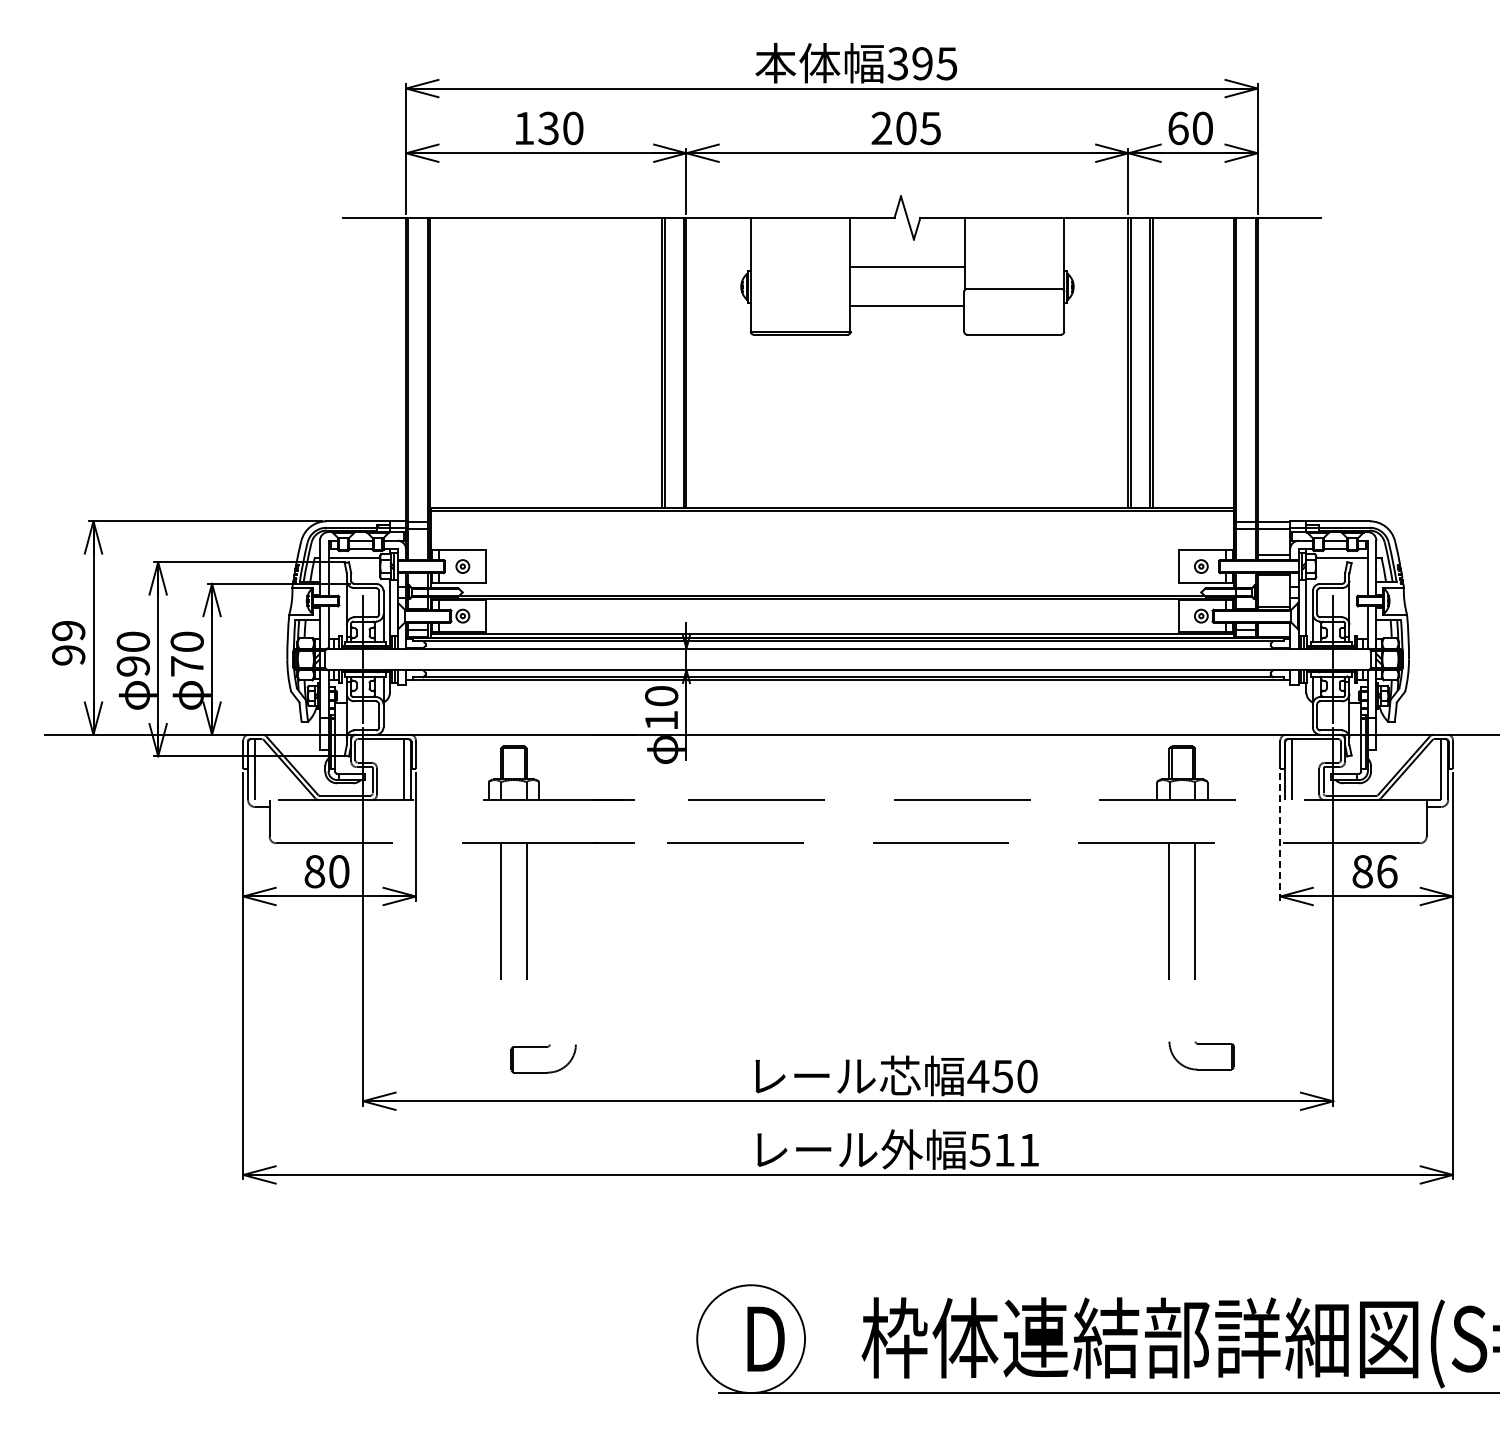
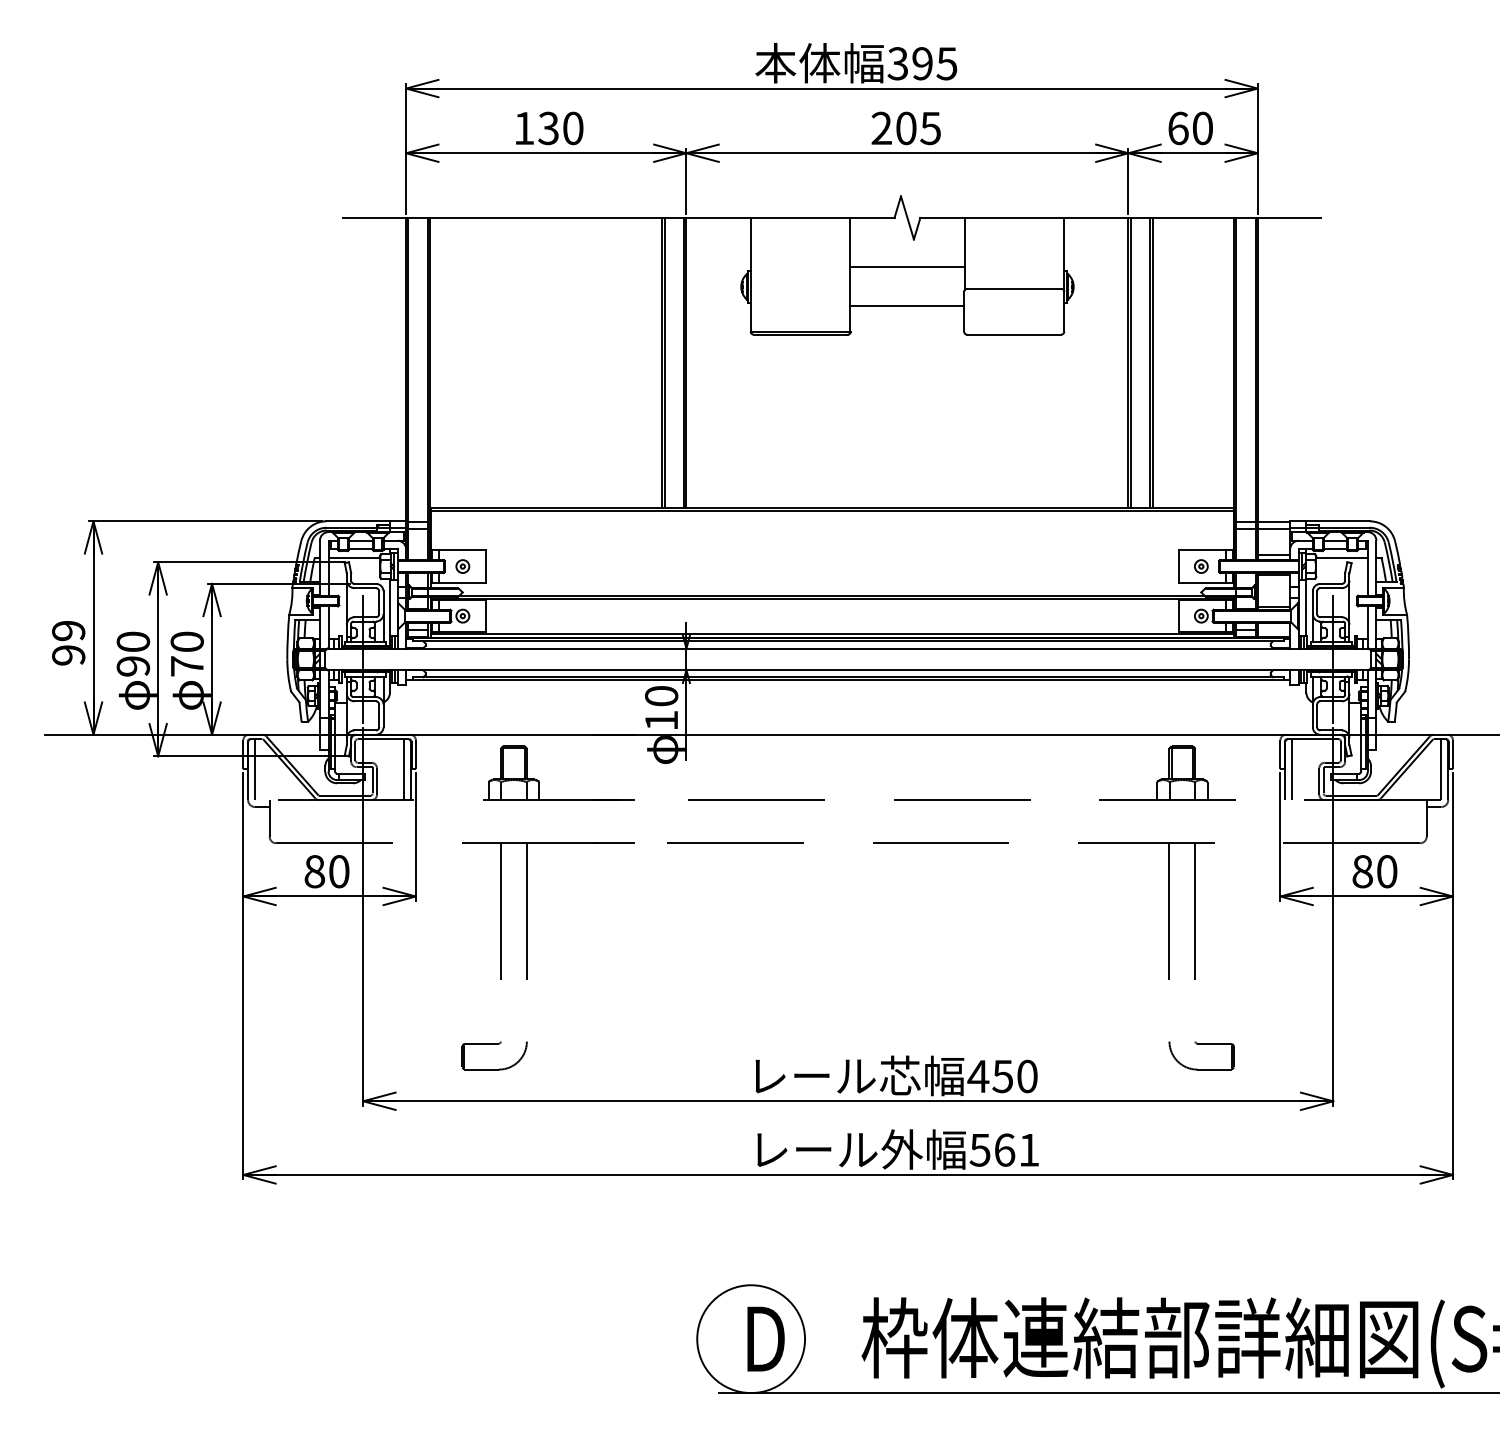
line: dashed -> solid (1280, 836)
text: 86 -> 80 (1387, 871)
part position: (543, 1047) -> (494, 1044) (494, 1044)
text: 511 -> 561 (1005, 1149)
